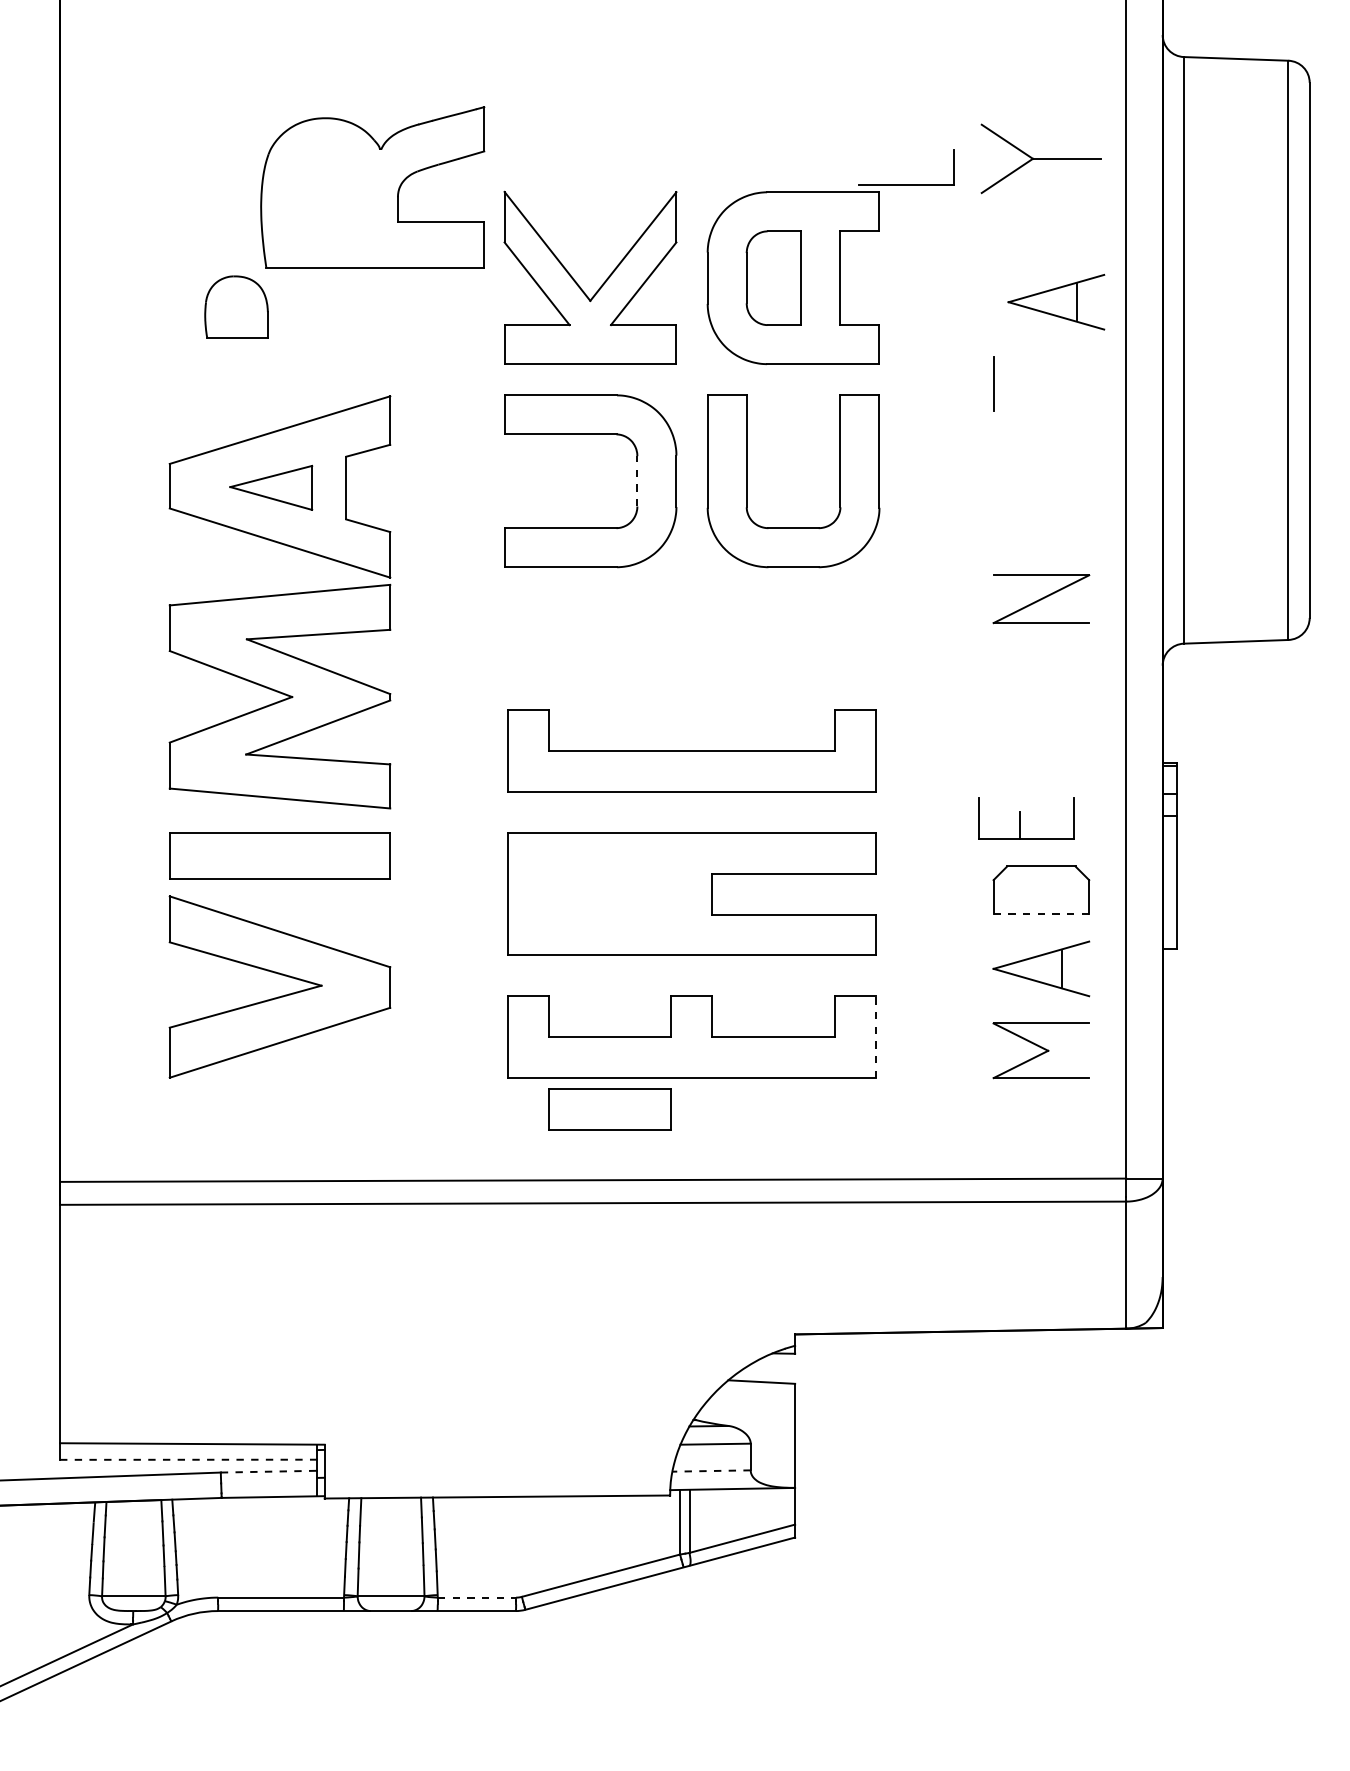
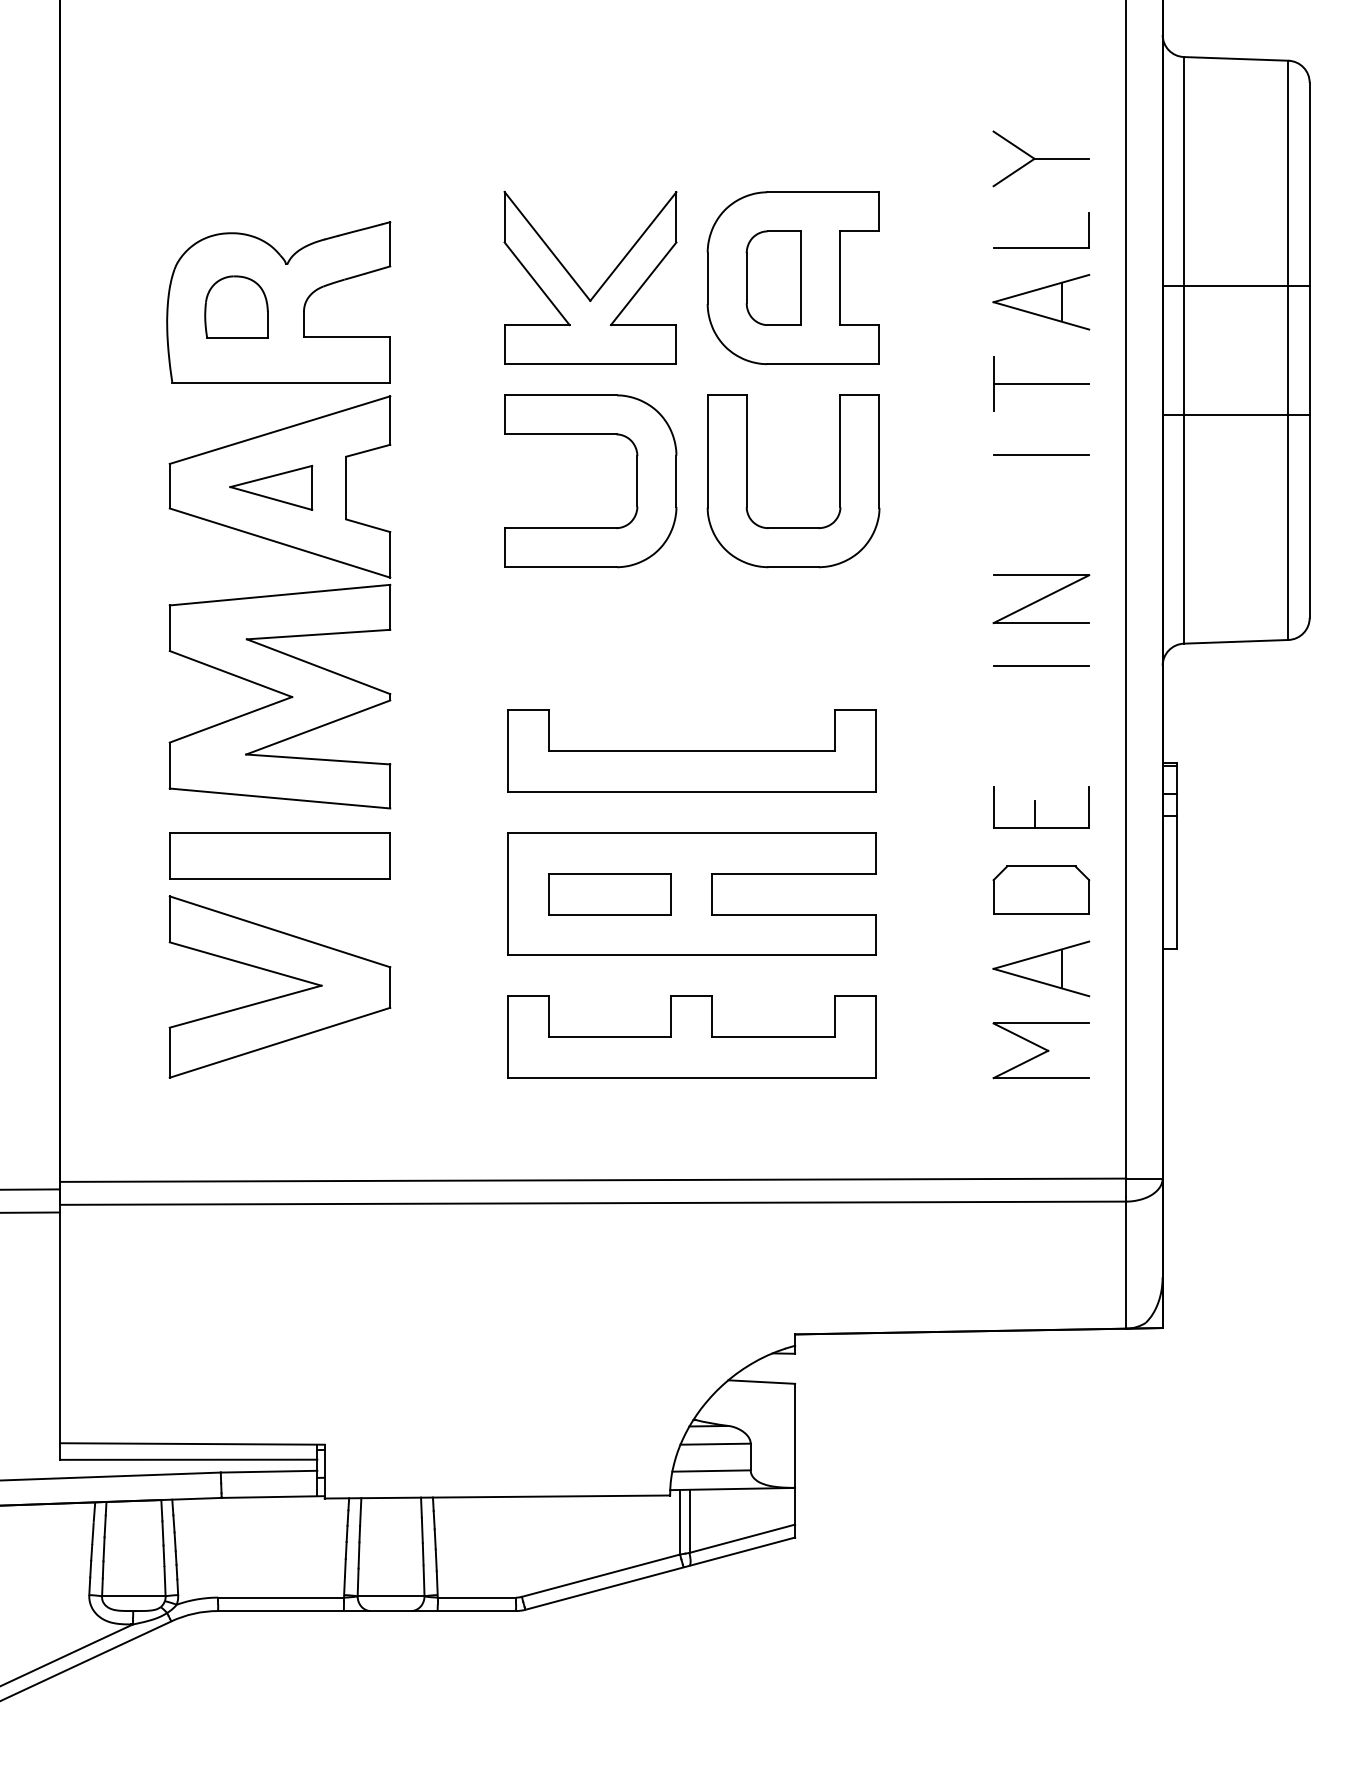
part size: 122x72 px -> 98x58 px (1040, 158)
part position: (906, 184) -> (1041, 247) (1041, 247)
part position: (372, 187) -> (278, 302) (278, 302)
line: none -> present (1235, 286)
part position: (1056, 302) -> (1041, 302) (1041, 302)
line: none -> present (1041, 384)
line: none -> present (1235, 414)
line: none -> present (1041, 454)
line: dashed -> solid (637, 480)
line: none -> present (1041, 666)
part position: (1026, 818) -> (1041, 807) (1041, 807)
line: dashed -> solid (1041, 914)
line: dashed -> solid (875, 1037)
part position: (609, 1109) -> (609, 894) (609, 894)
line: none -> present (31, 1189)
line: none -> present (31, 1212)
line: dashed -> solid (188, 1459)
line: dashed -> solid (269, 1471)
line: dashed -> solid (711, 1471)
line: dashed -> solid (477, 1597)
